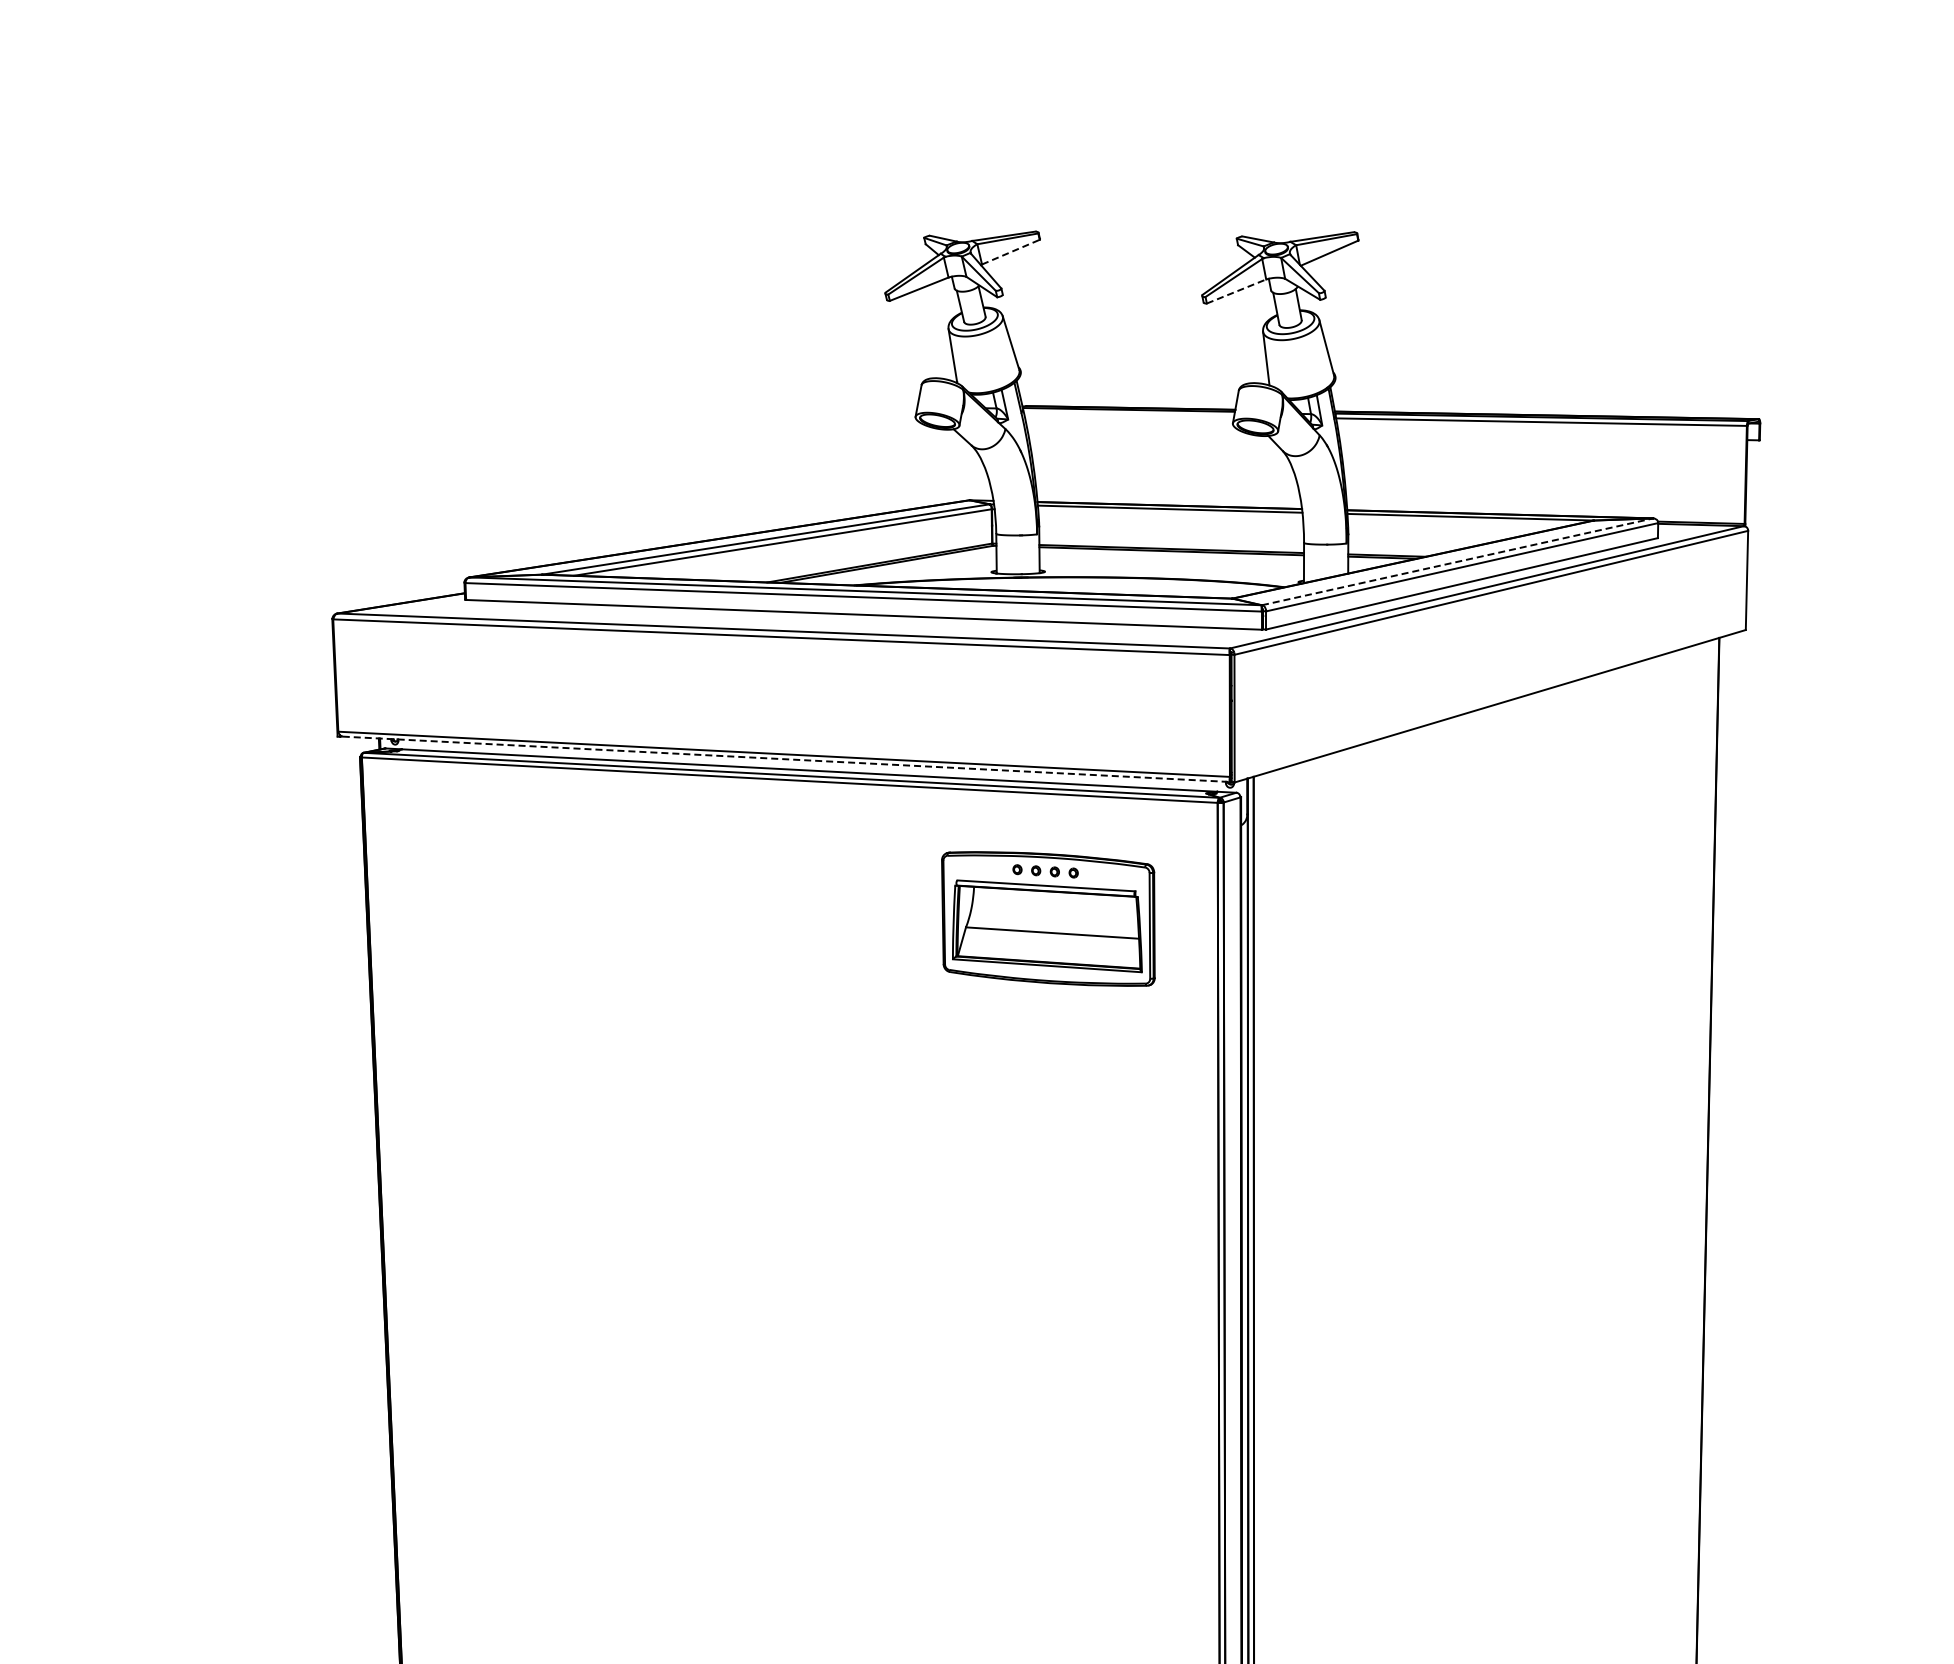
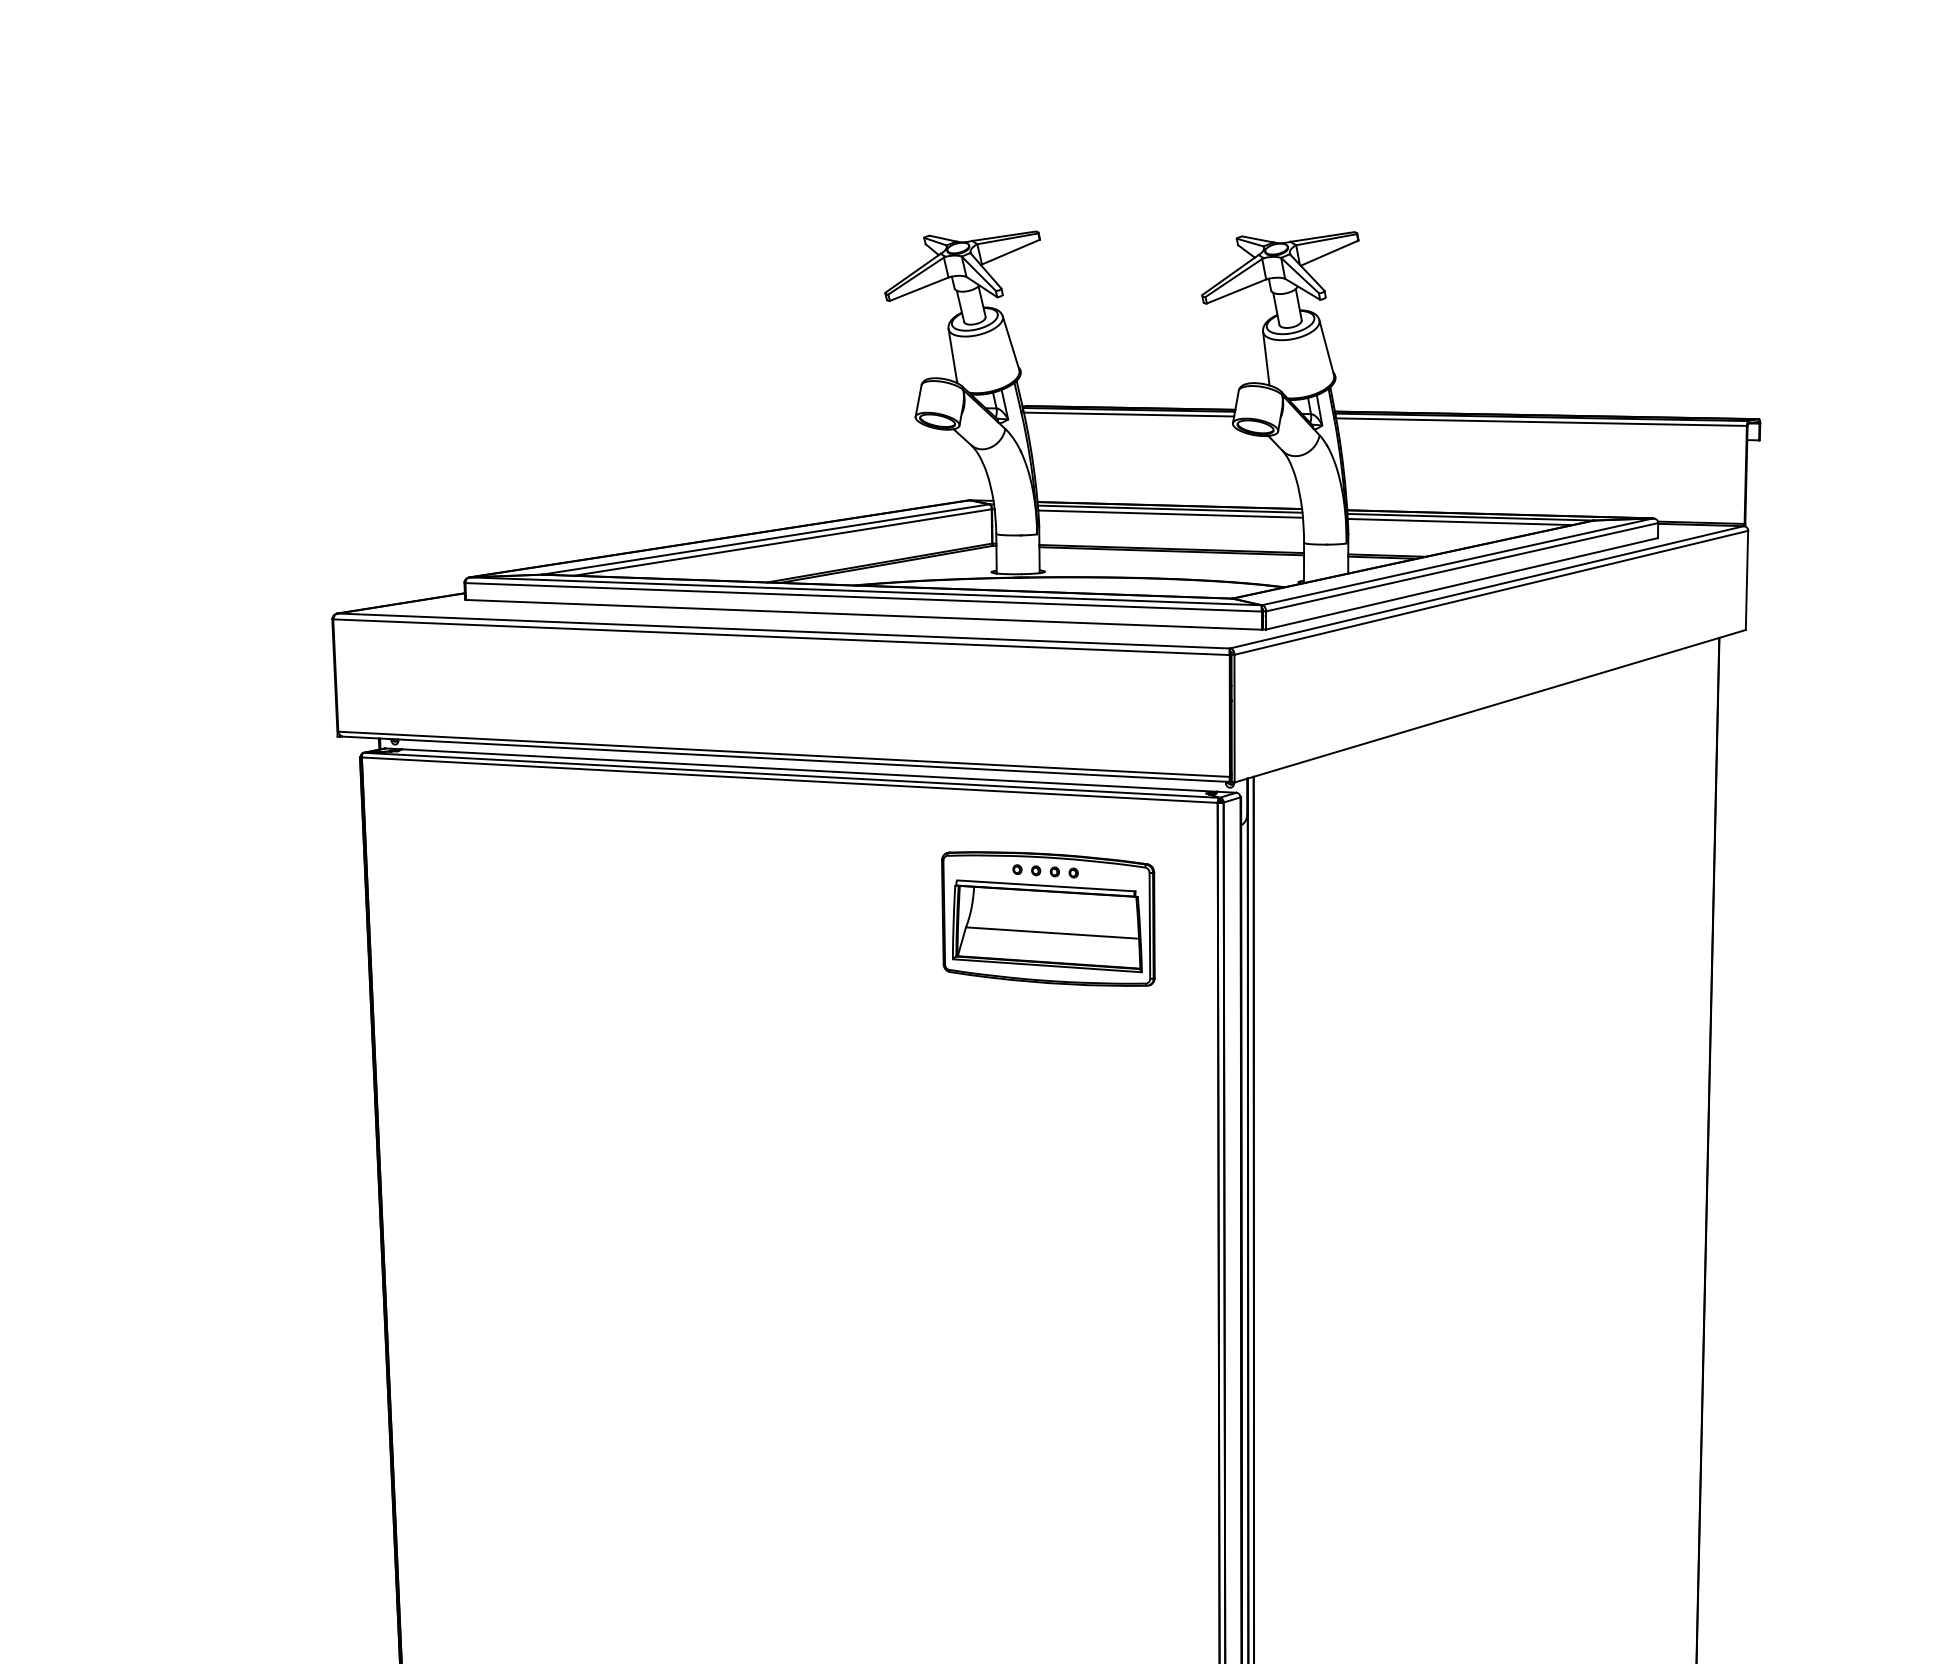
line: dashed -> solid (1011, 251)
line: dashed -> solid (1236, 291)
line: none -> present (1128, 414)
line: none -> present (1170, 513)
line: none -> present (1459, 521)
line: dashed -> solid (1458, 561)
line: dashed -> solid (786, 759)
